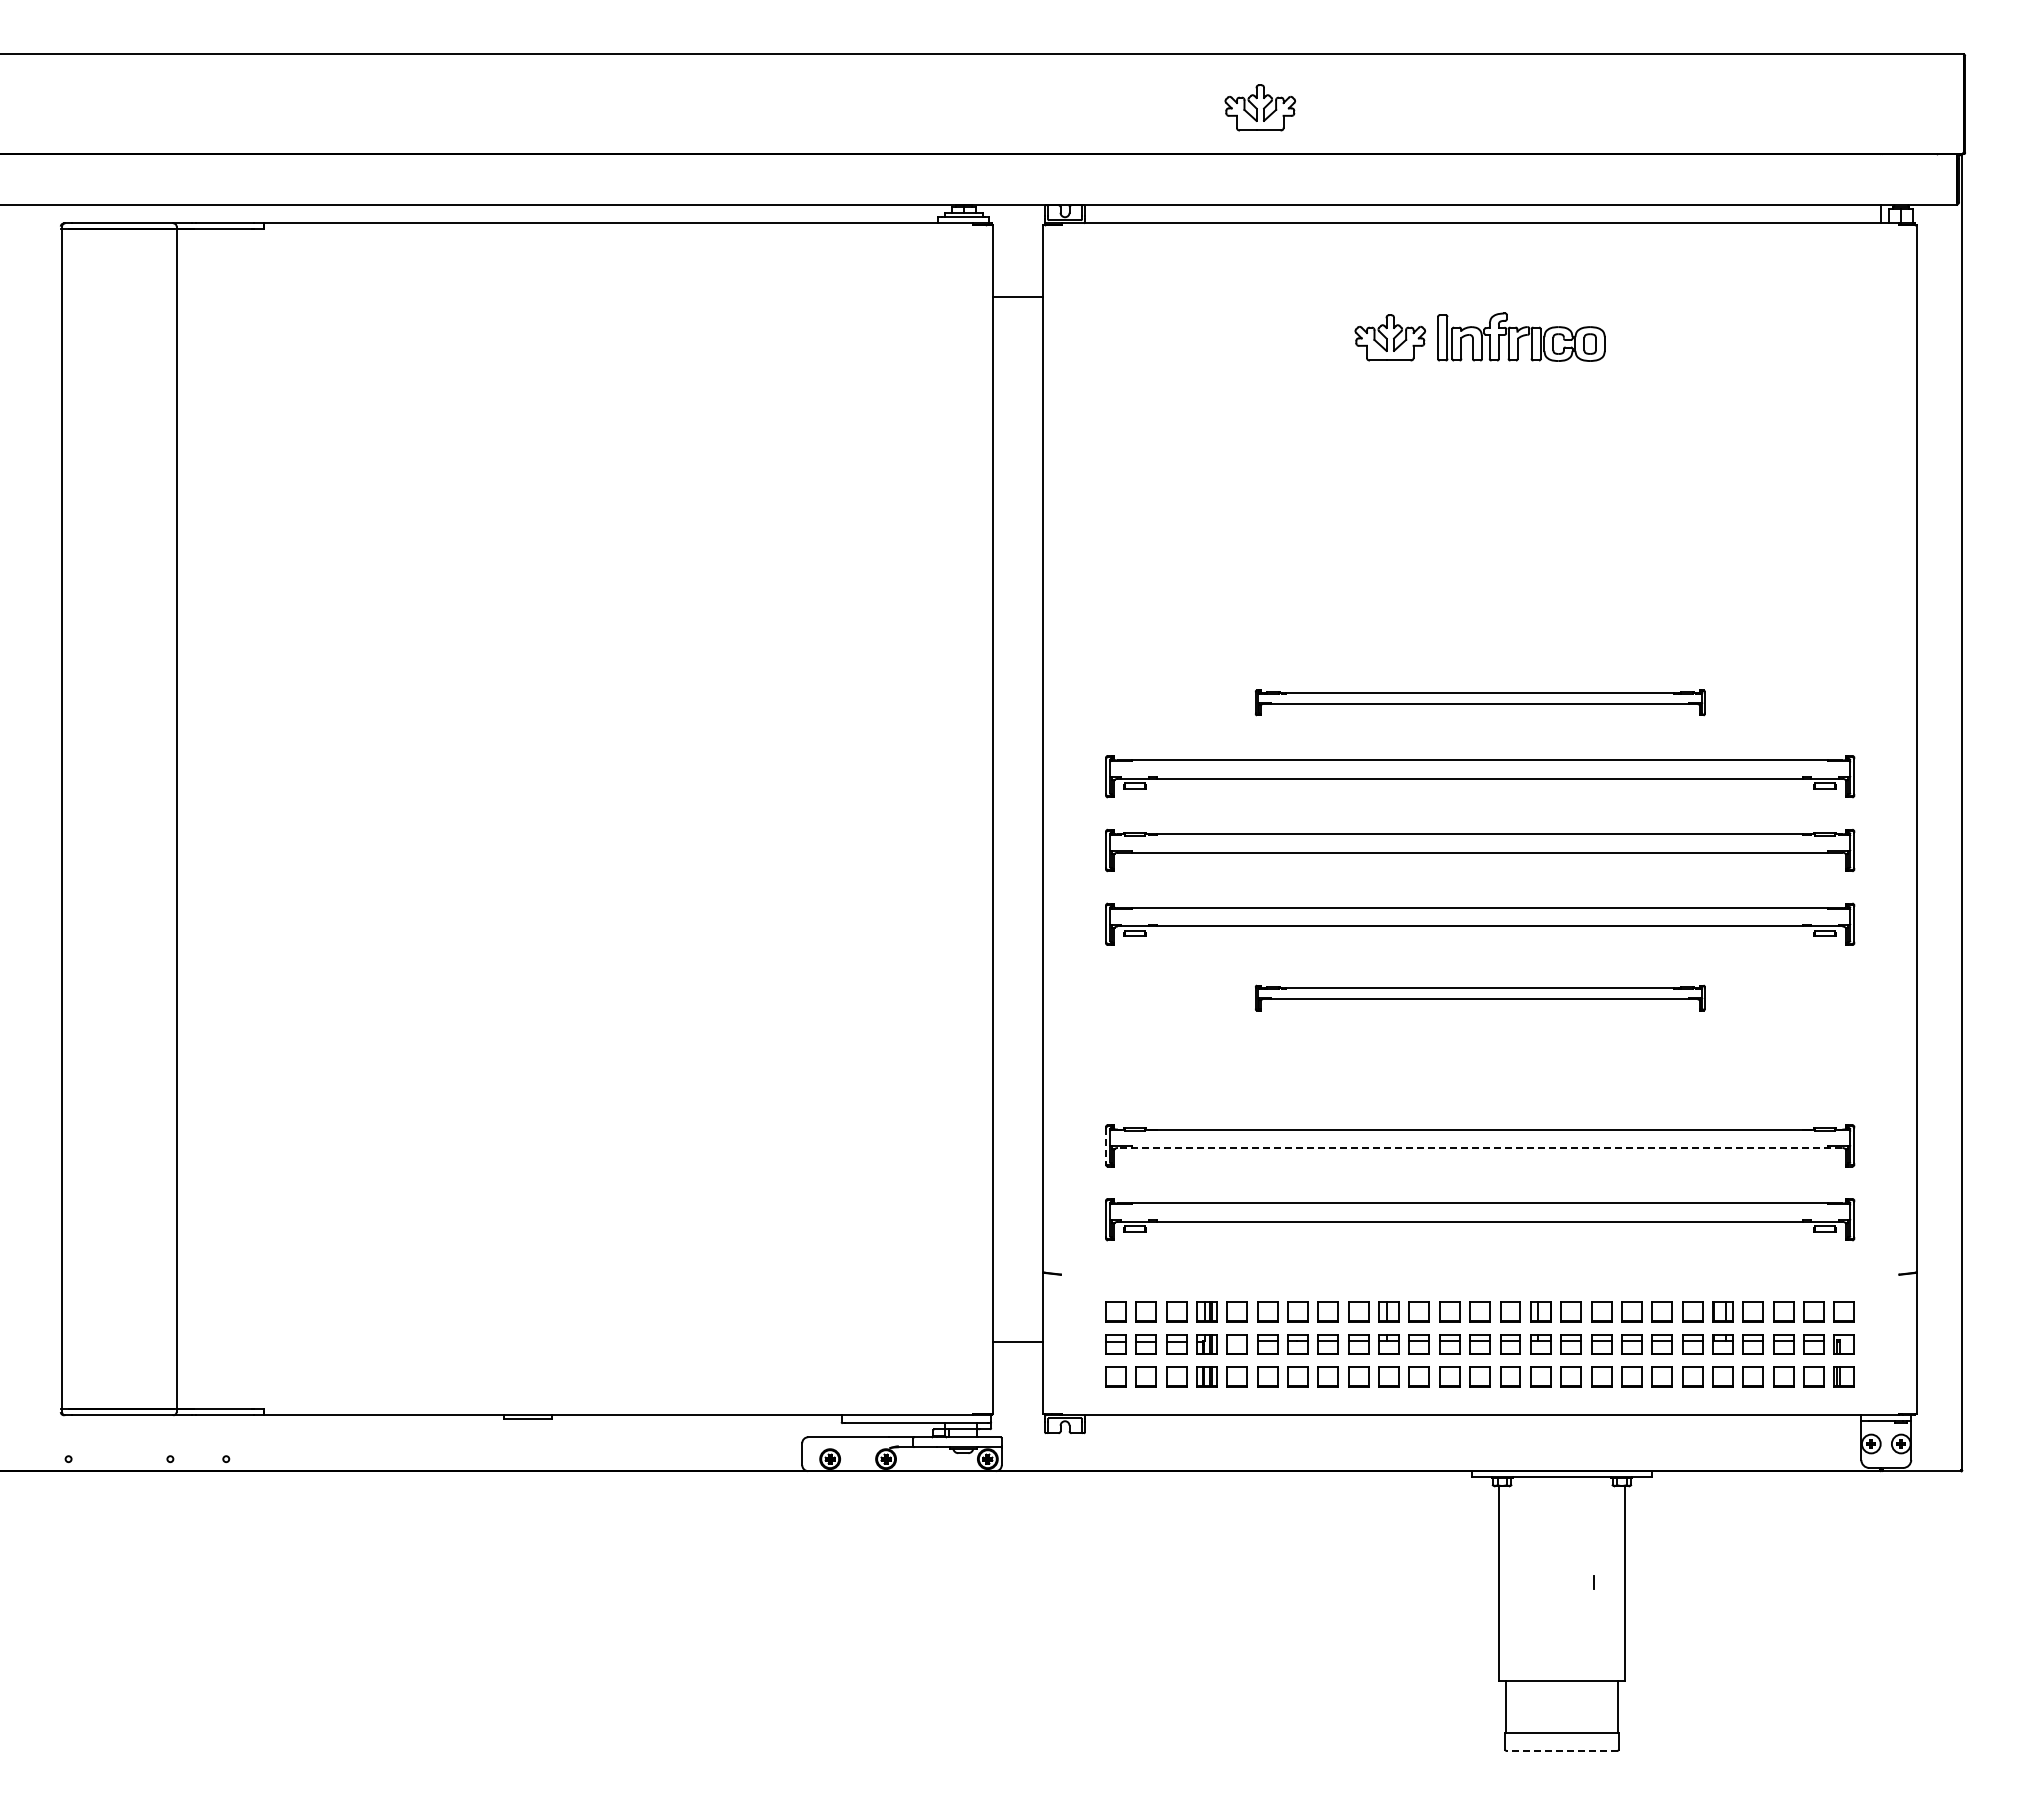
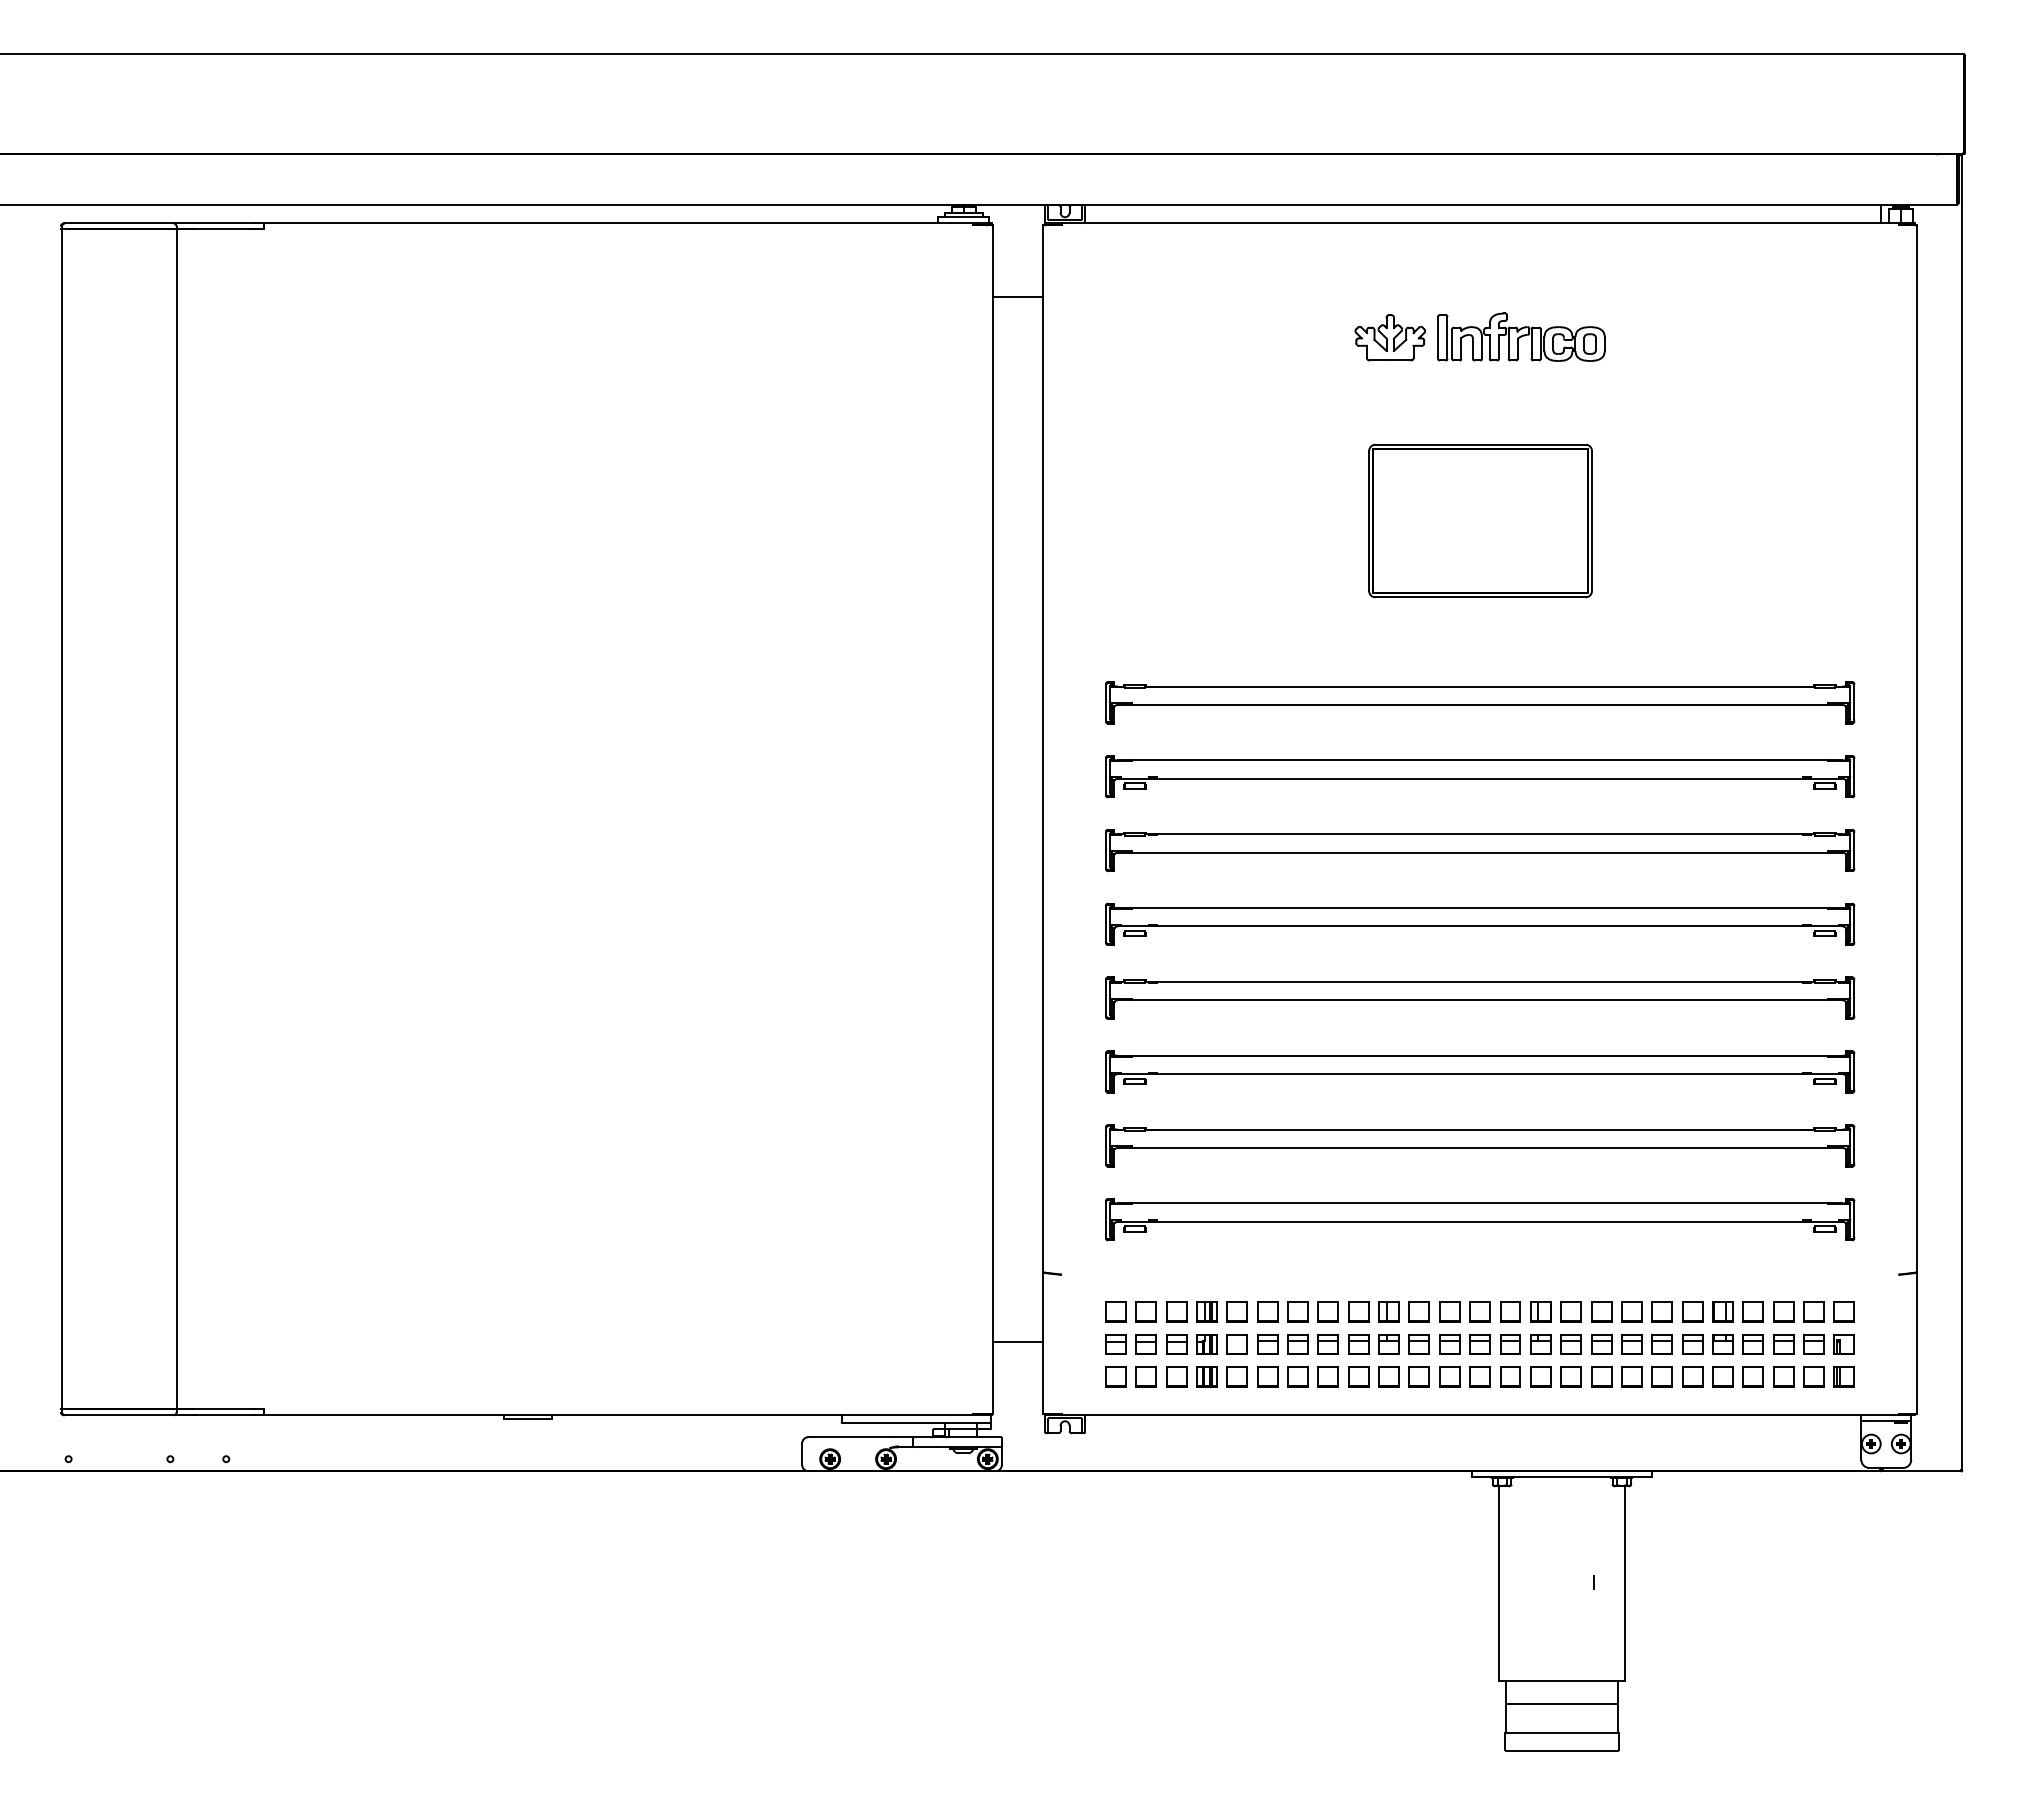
part: present -> none (1259, 107)
part: none -> present (1480, 520)
part size: 451x28 px -> 751x44 px (1480, 702)
part size: 451x28 px -> 751x44 px (1480, 997)
part: none -> present (1480, 1071)
line: dashed -> solid (1105, 1146)
line: dashed -> solid (1479, 1147)
line: none -> present (1561, 1703)
line: dashed -> solid (1561, 1750)
